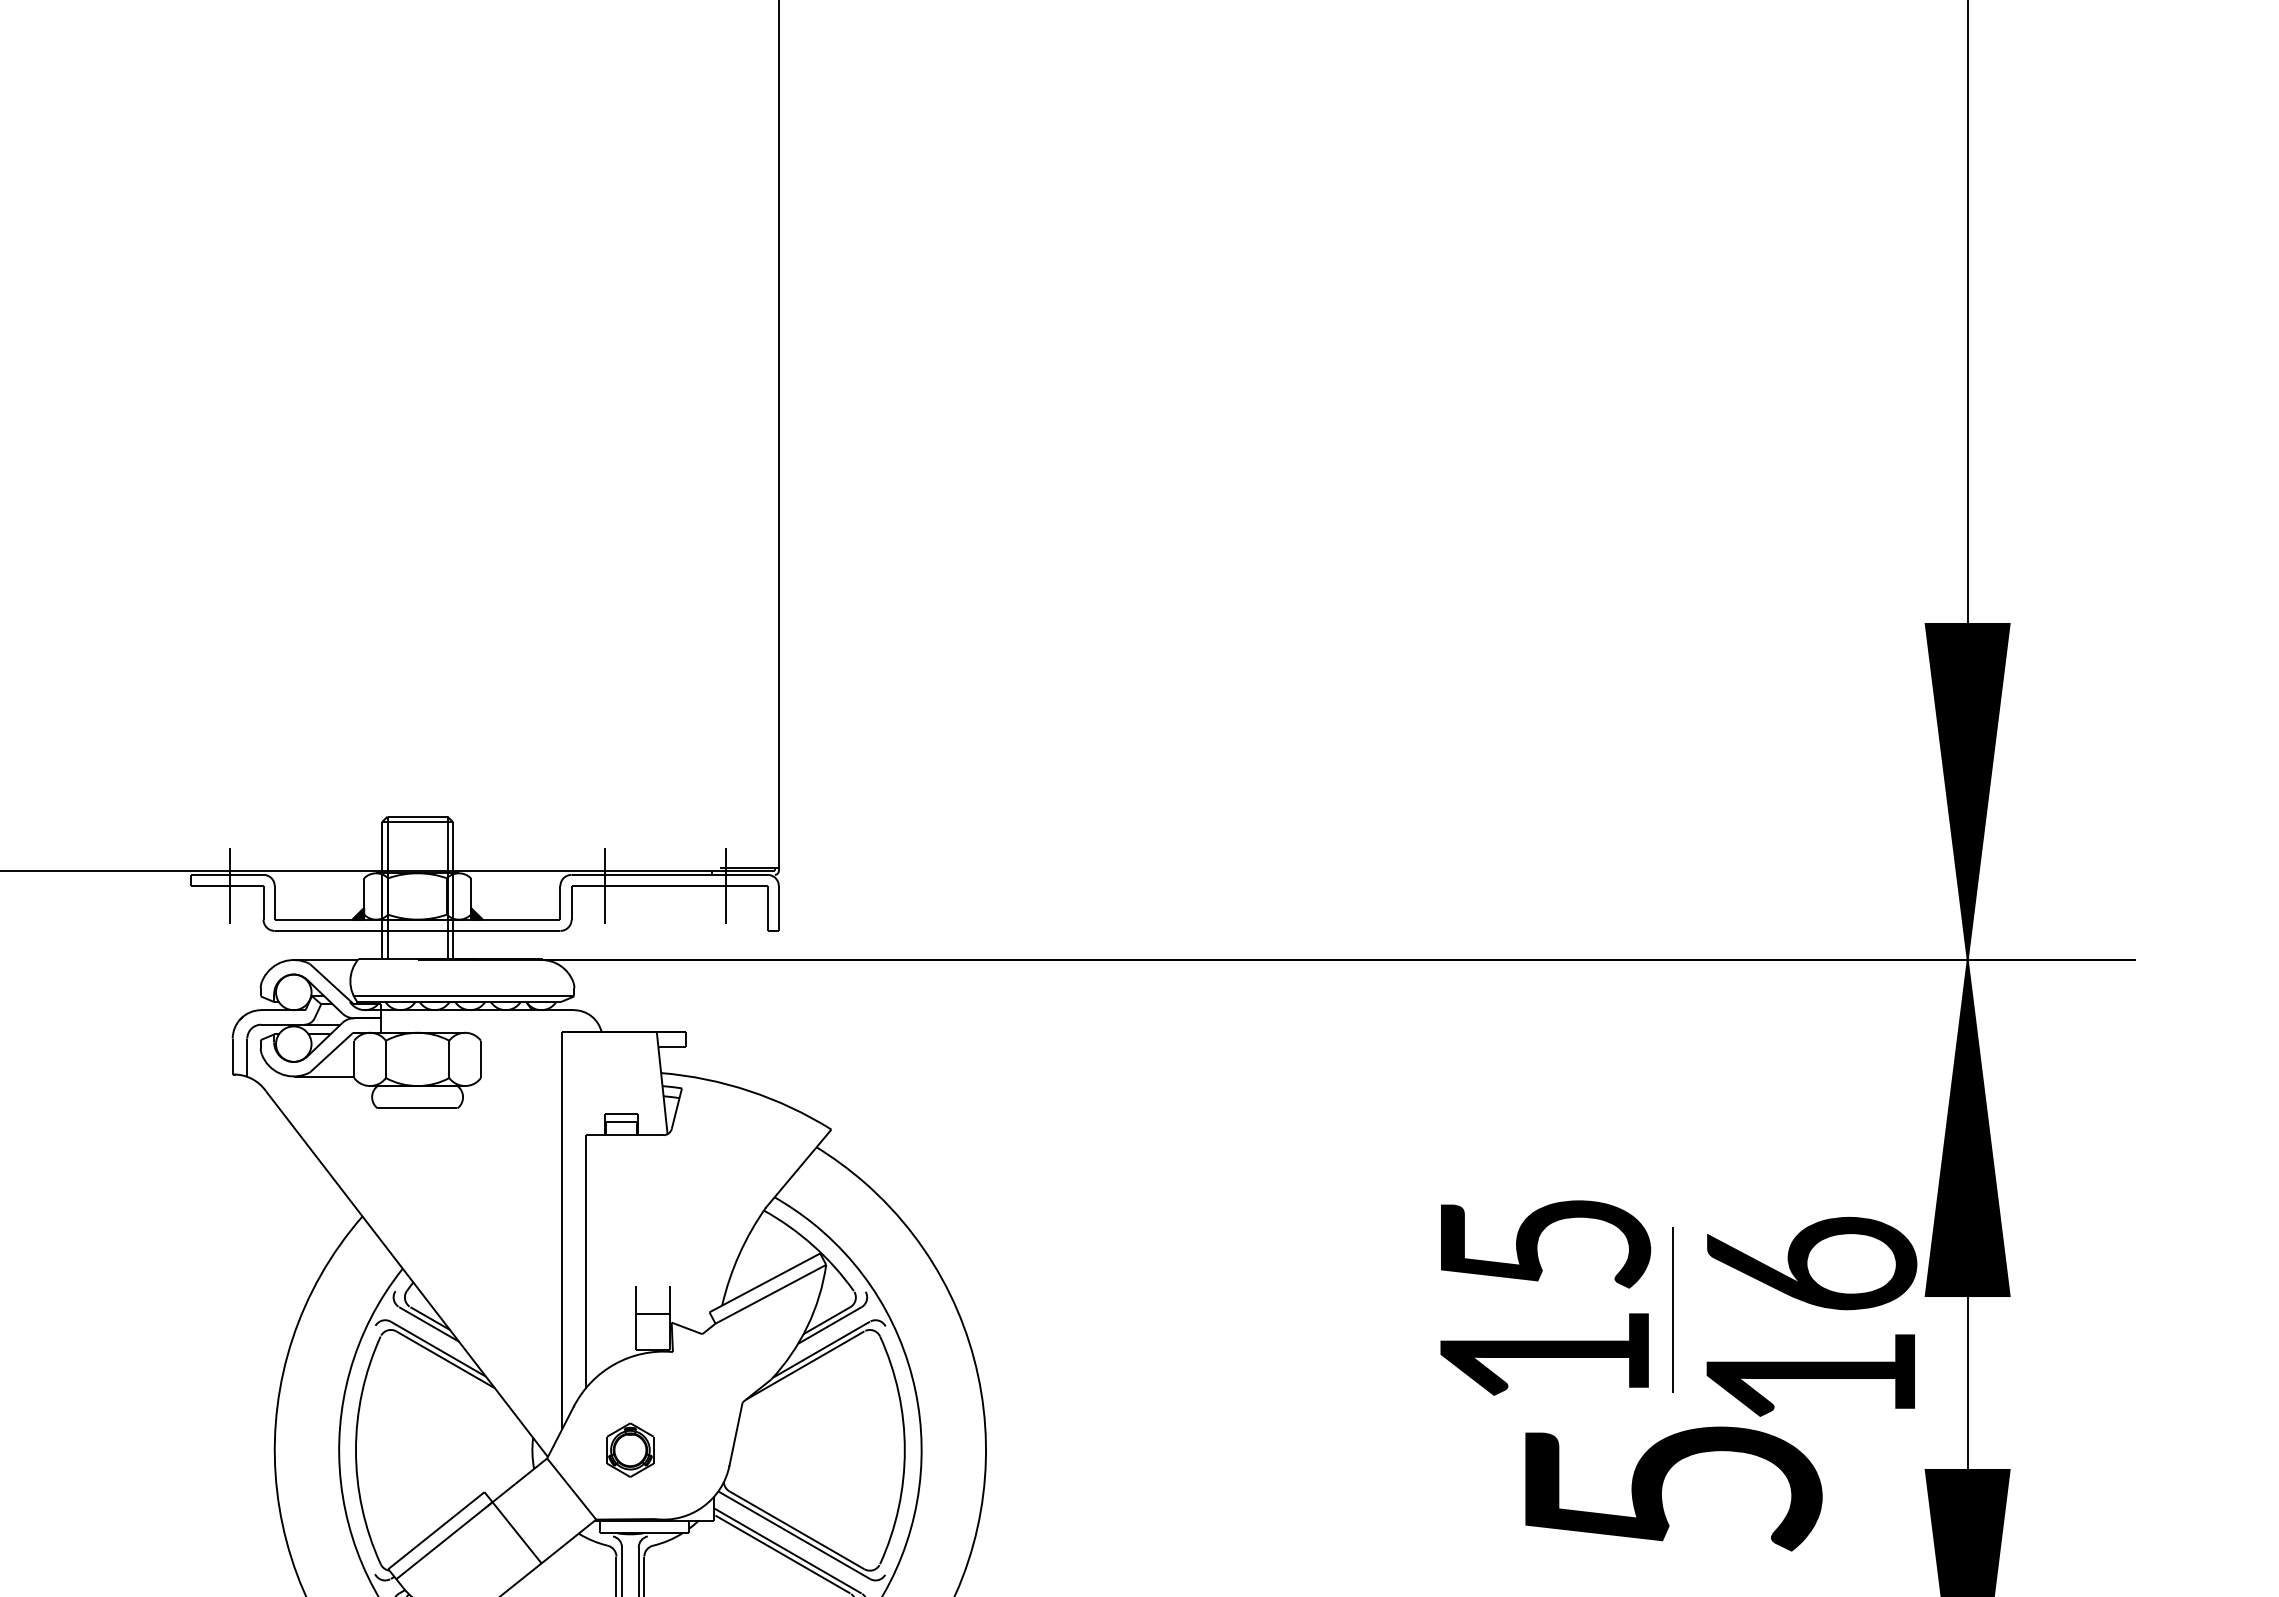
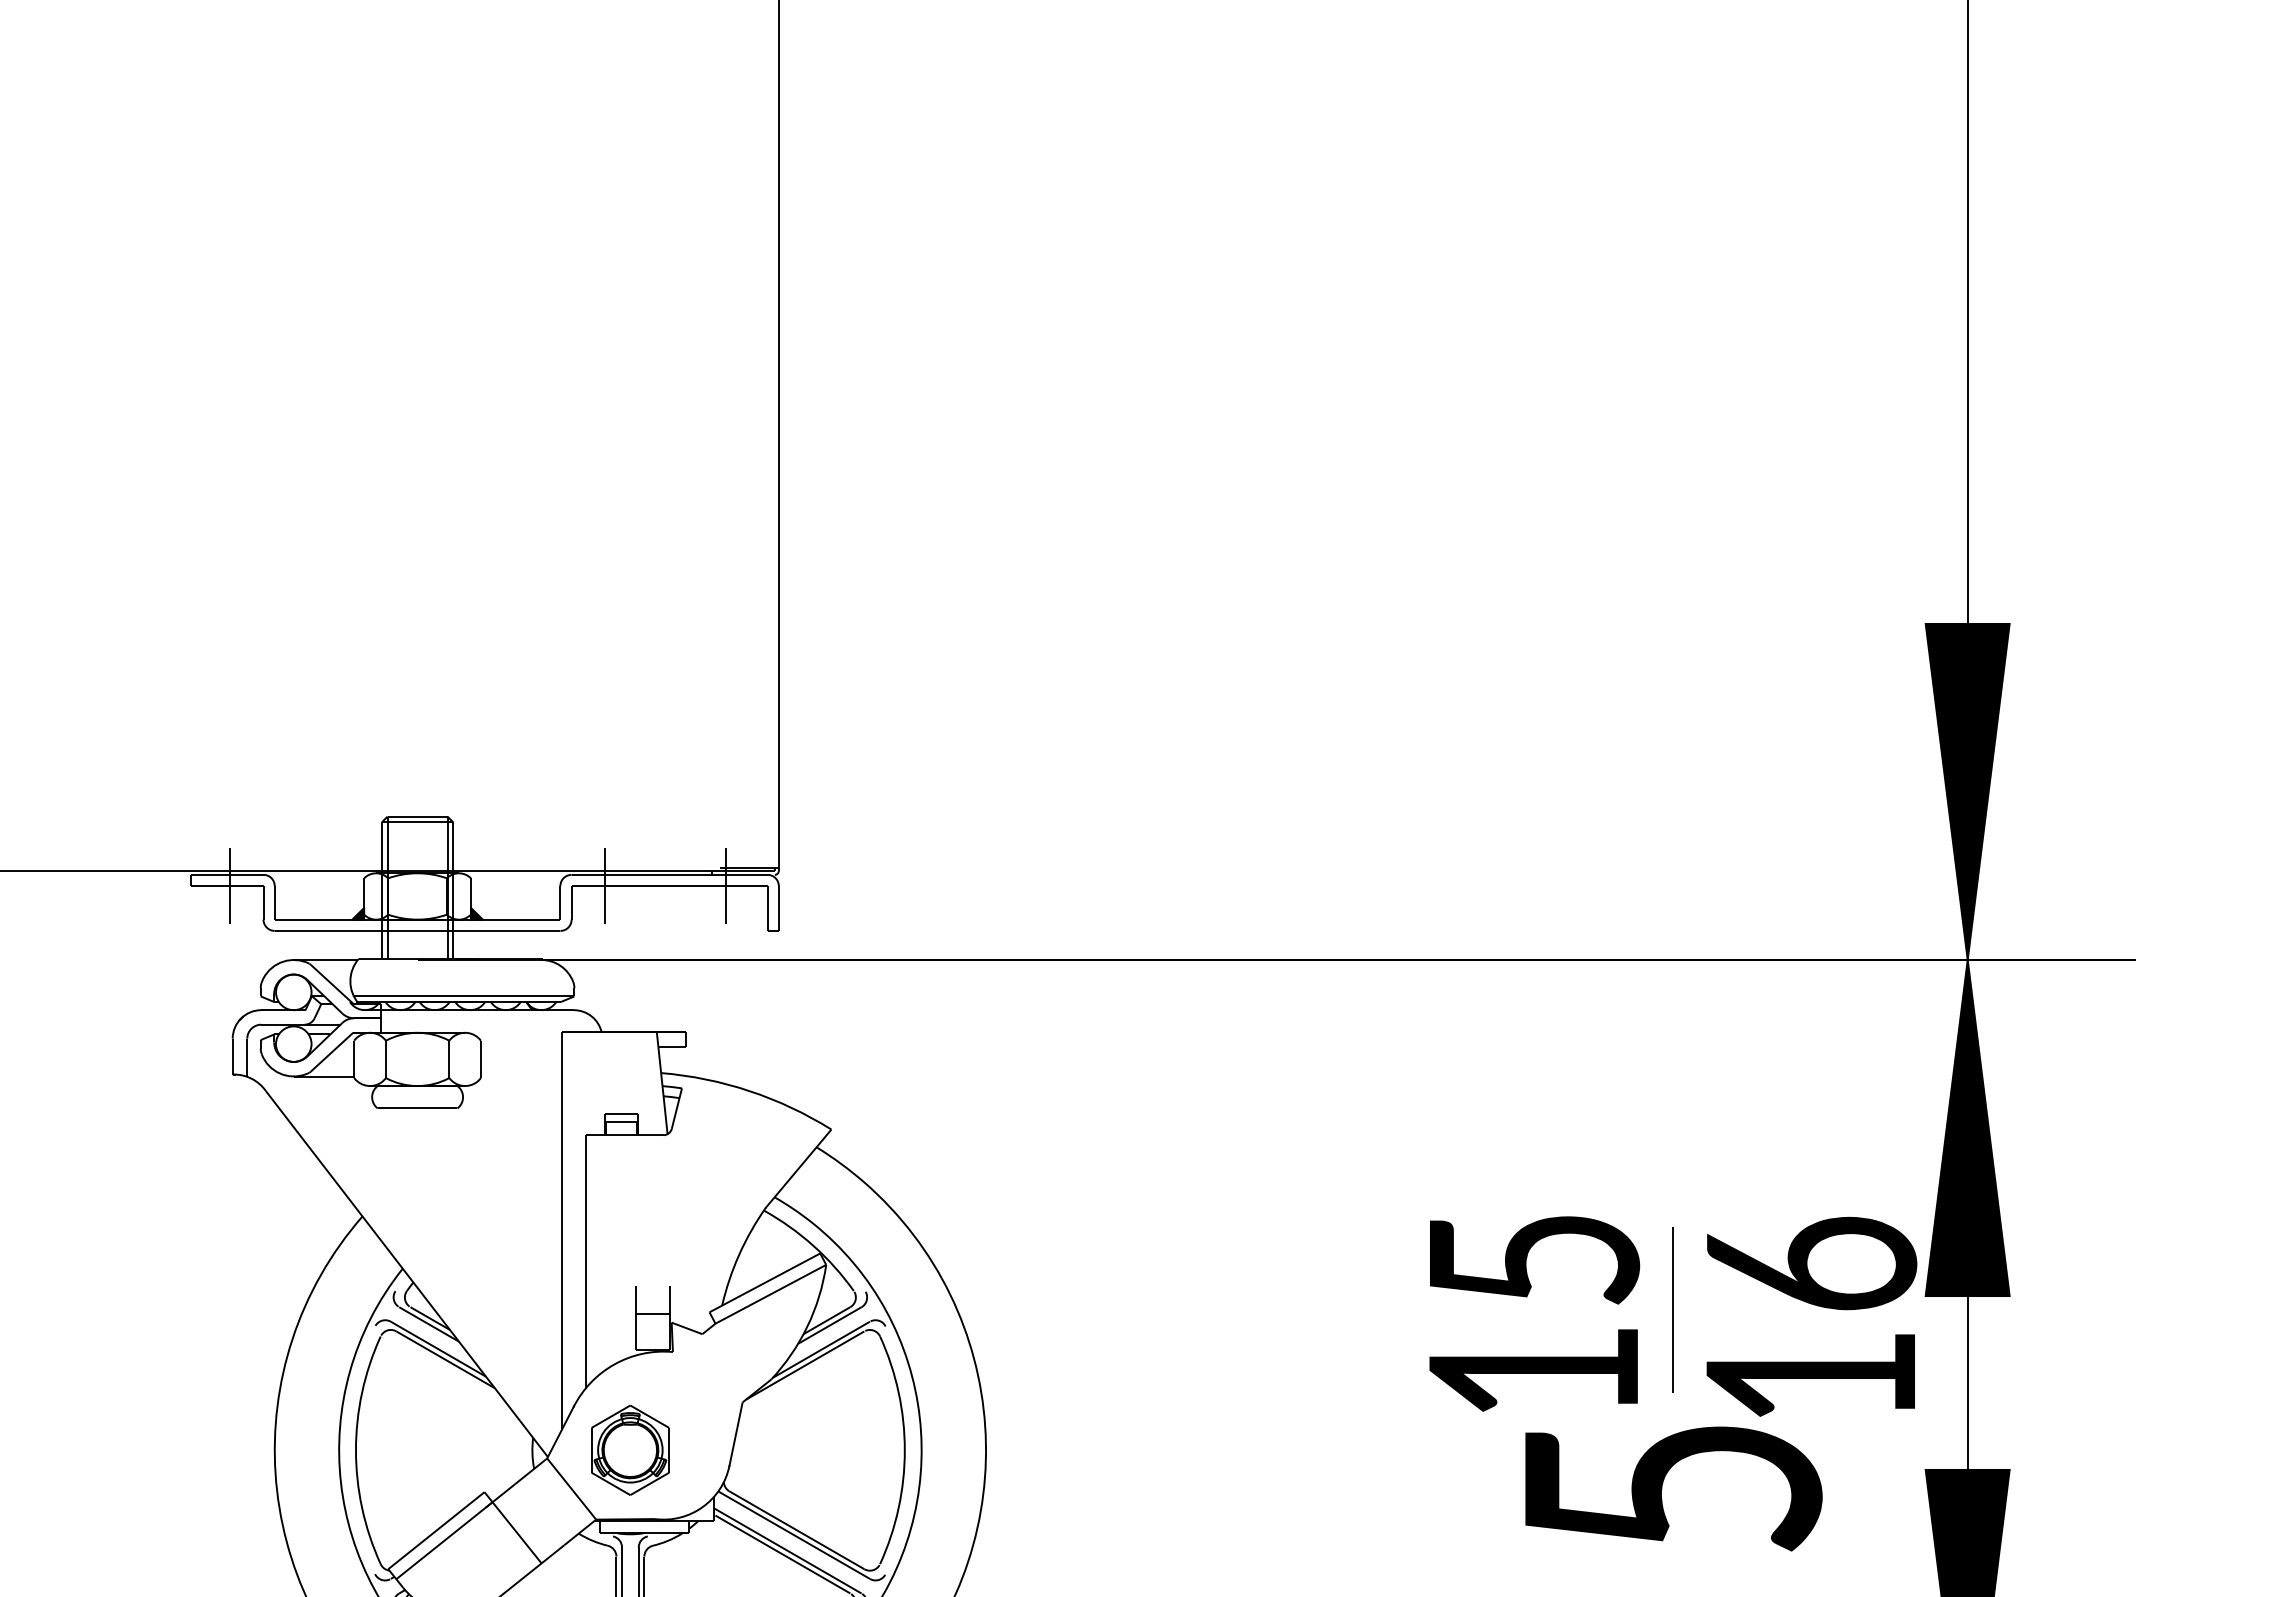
text position: (1545, 1297) -> (1534, 1313) (1534, 1313)
part size: 49x56 px -> 79x92 px (630, 1449)
